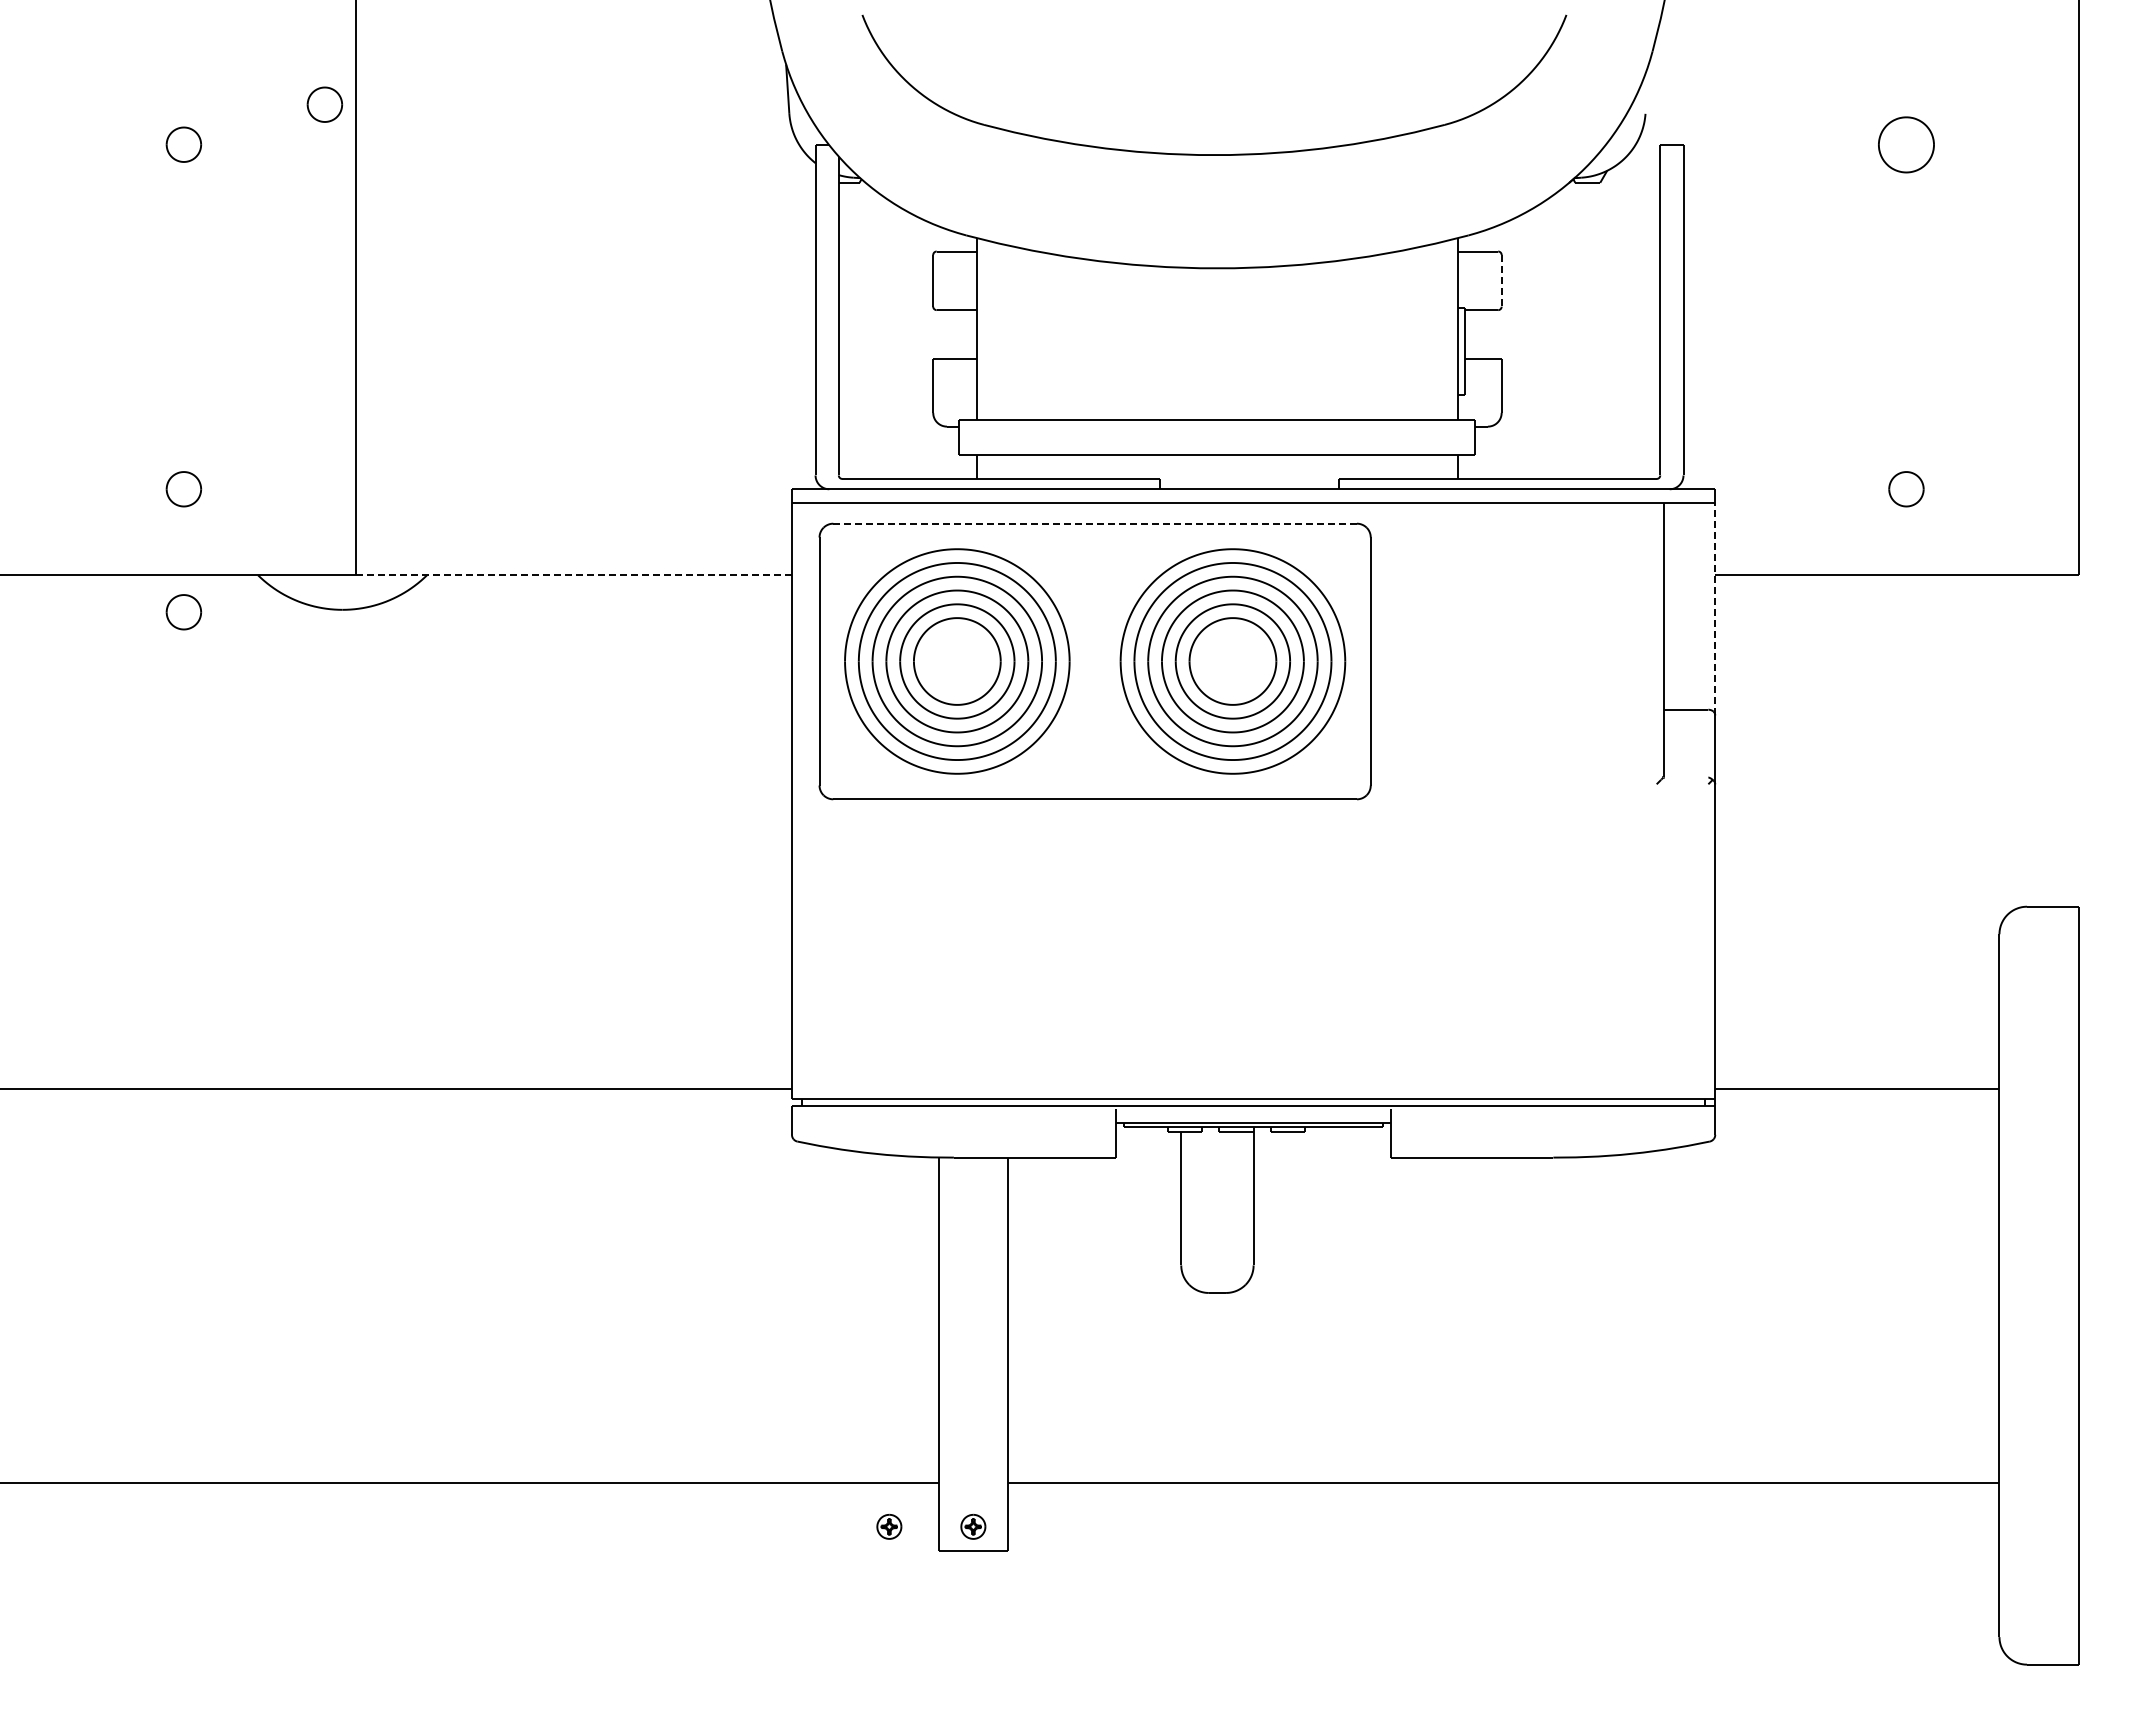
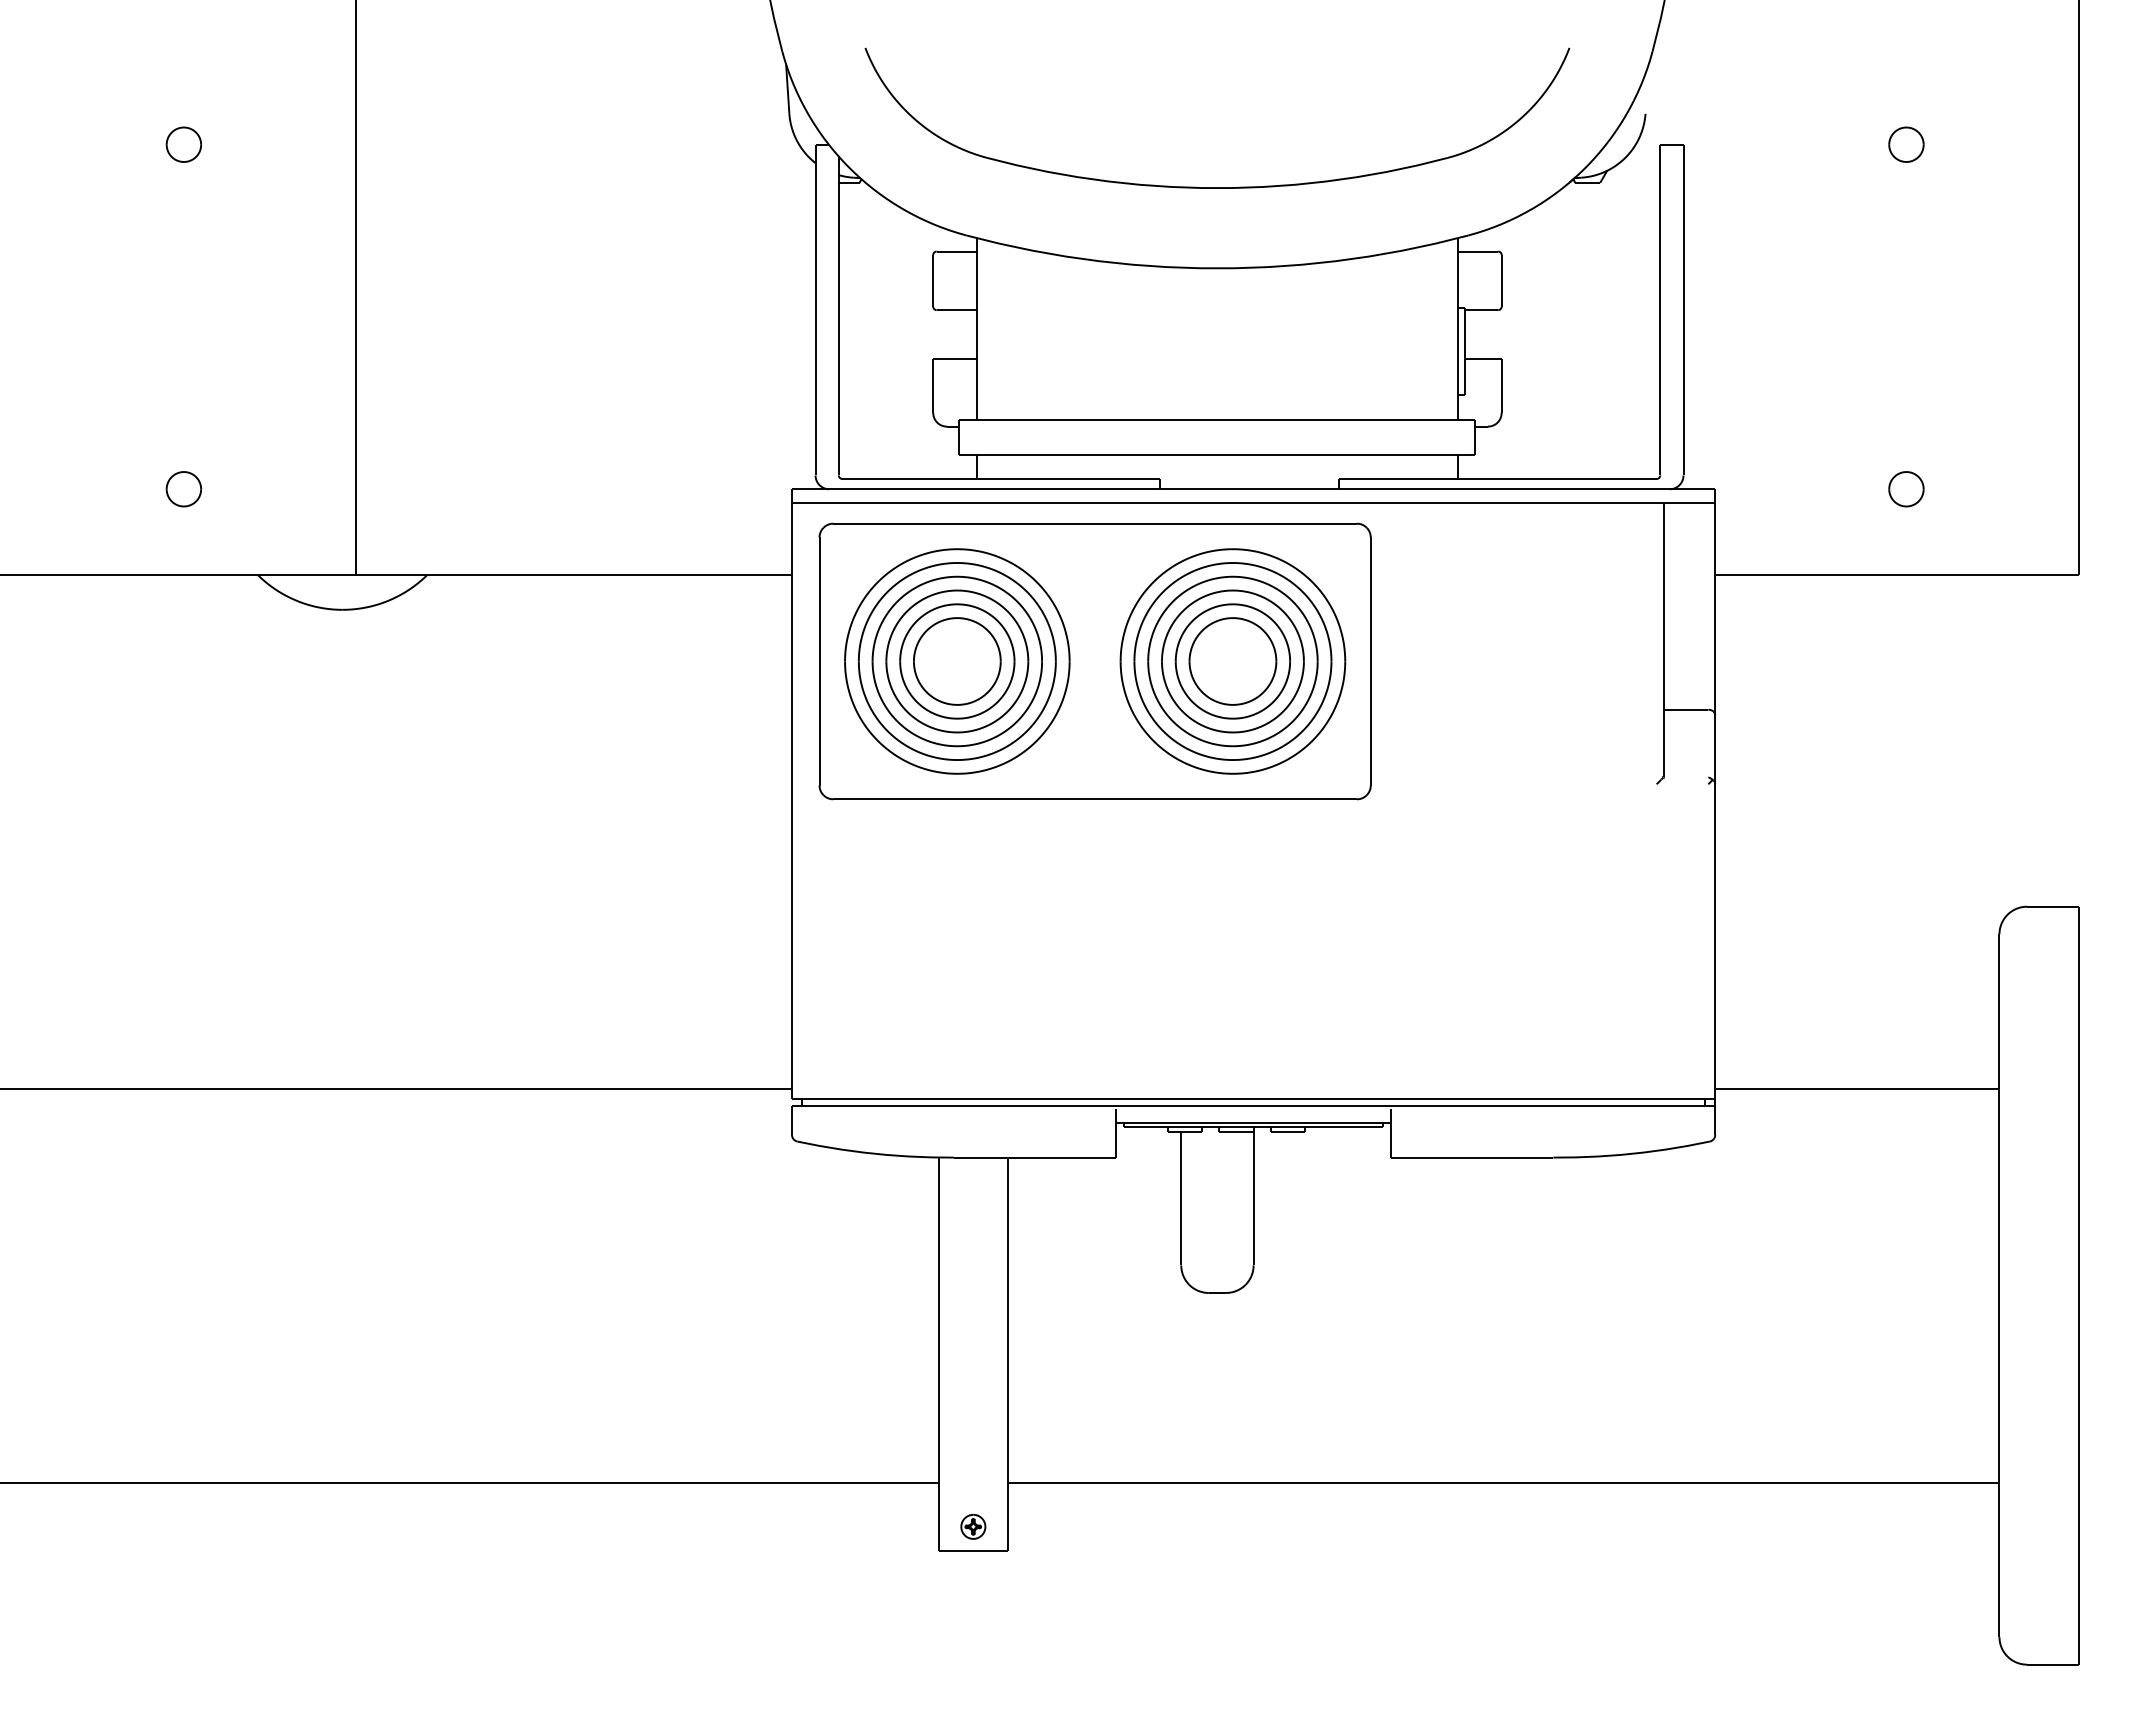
part: present -> none (324, 104)
part size: 57x58 px -> 37x37 px (1906, 144)
part position: (1214, 154) -> (1217, 187) (1217, 187)
line: dashed -> solid (1501, 280)
line: dashed -> solid (1095, 523)
line: dashed -> solid (574, 575)
line: dashed -> solid (1715, 608)
part: present -> none (183, 612)
part: present -> none (889, 1526)
